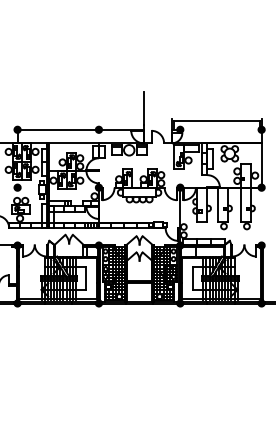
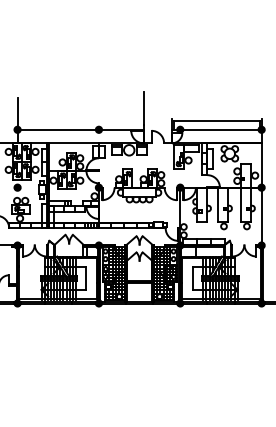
line: none -> present (17, 111)
line: none -> present (220, 129)
line: none -> present (261, 216)
